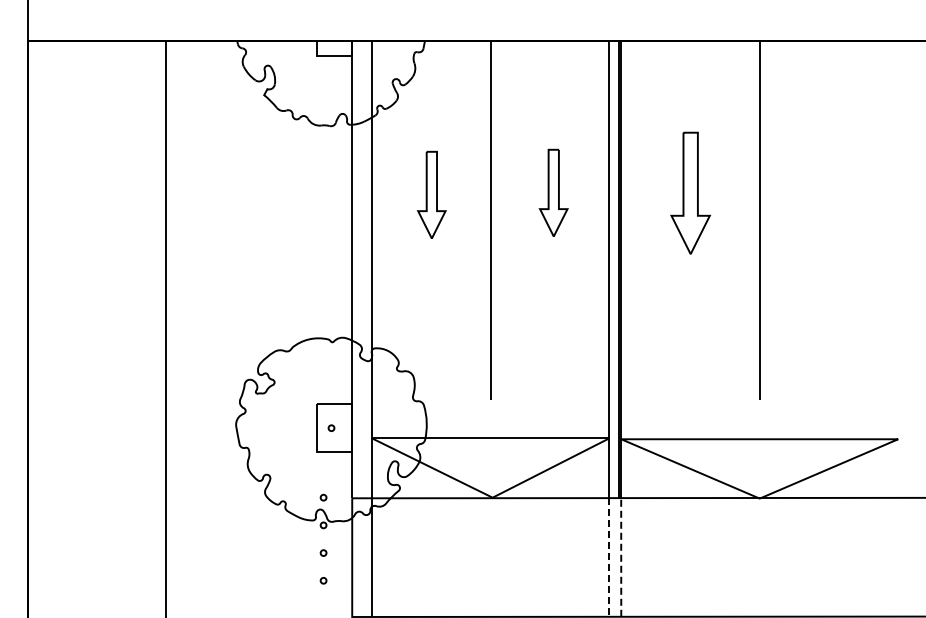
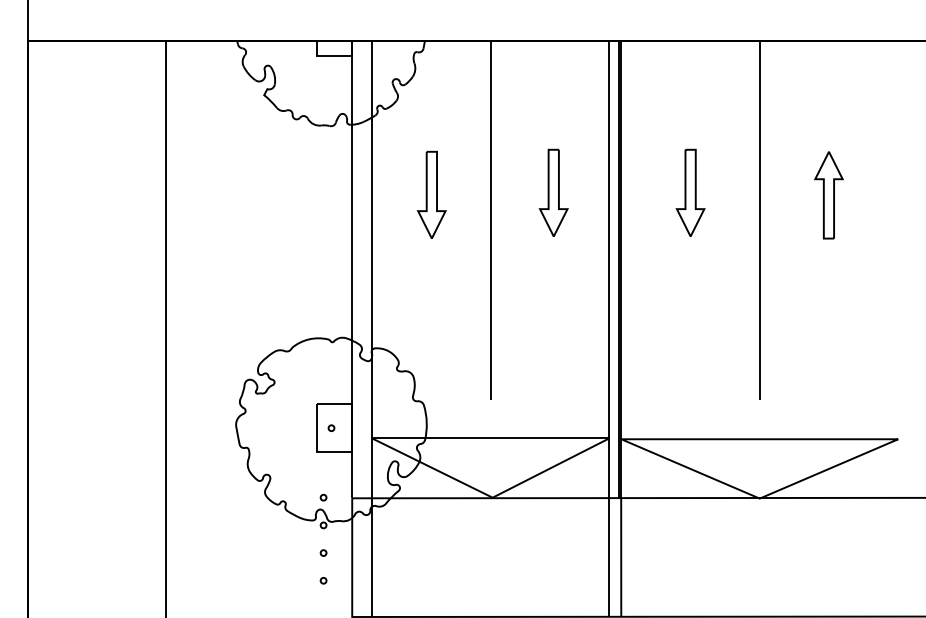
part size: 41x124 px -> 31x89 px (690, 192)
part: none -> present (828, 195)
line: dashed -> solid (621, 556)
line: dashed -> solid (609, 557)
